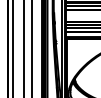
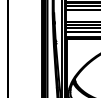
line: present -> none (12, 48)
line: present -> none (23, 48)
line: present -> none (32, 48)
